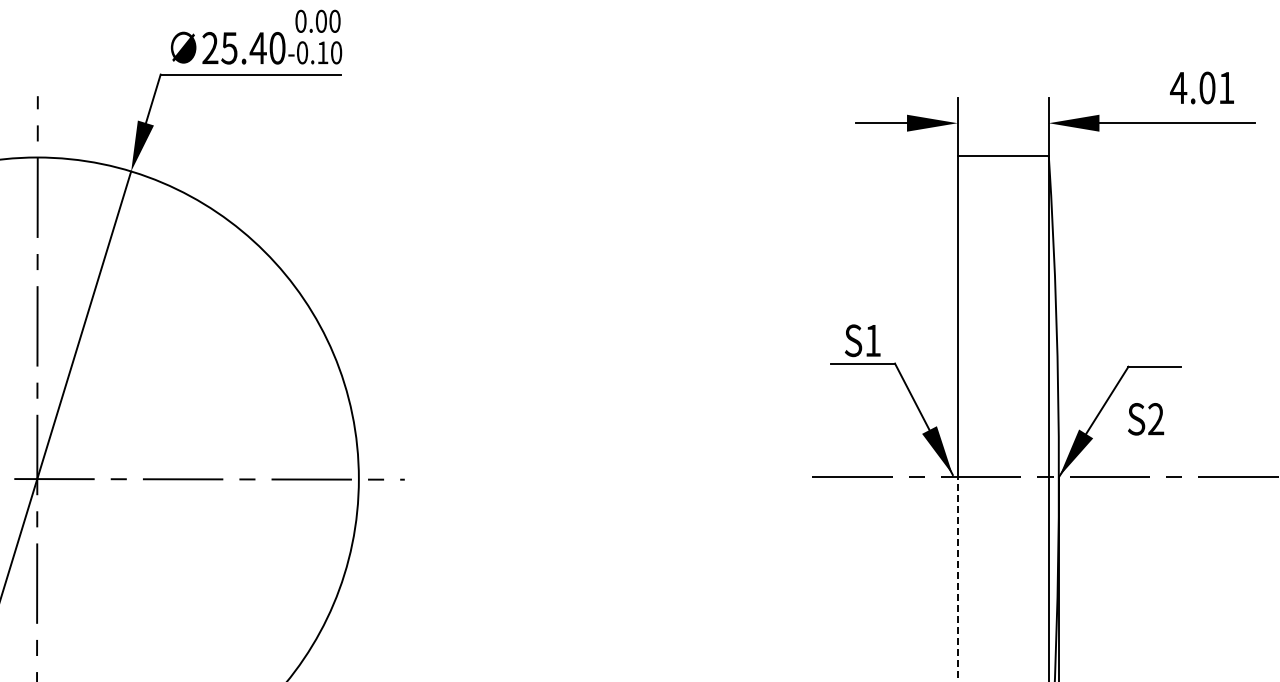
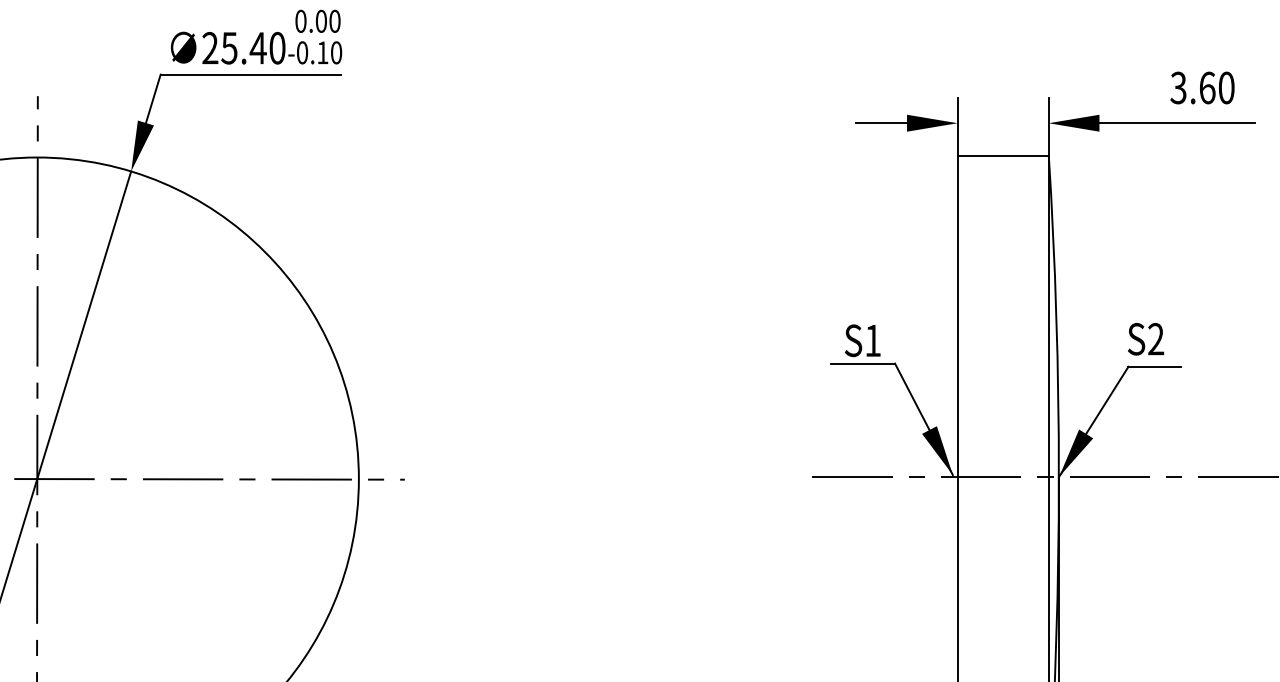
text: 4.01 -> 3.60 (1201, 87)
text position: (1146, 419) -> (1146, 339) (1146, 339)
line: dashed -> solid (957, 578)
